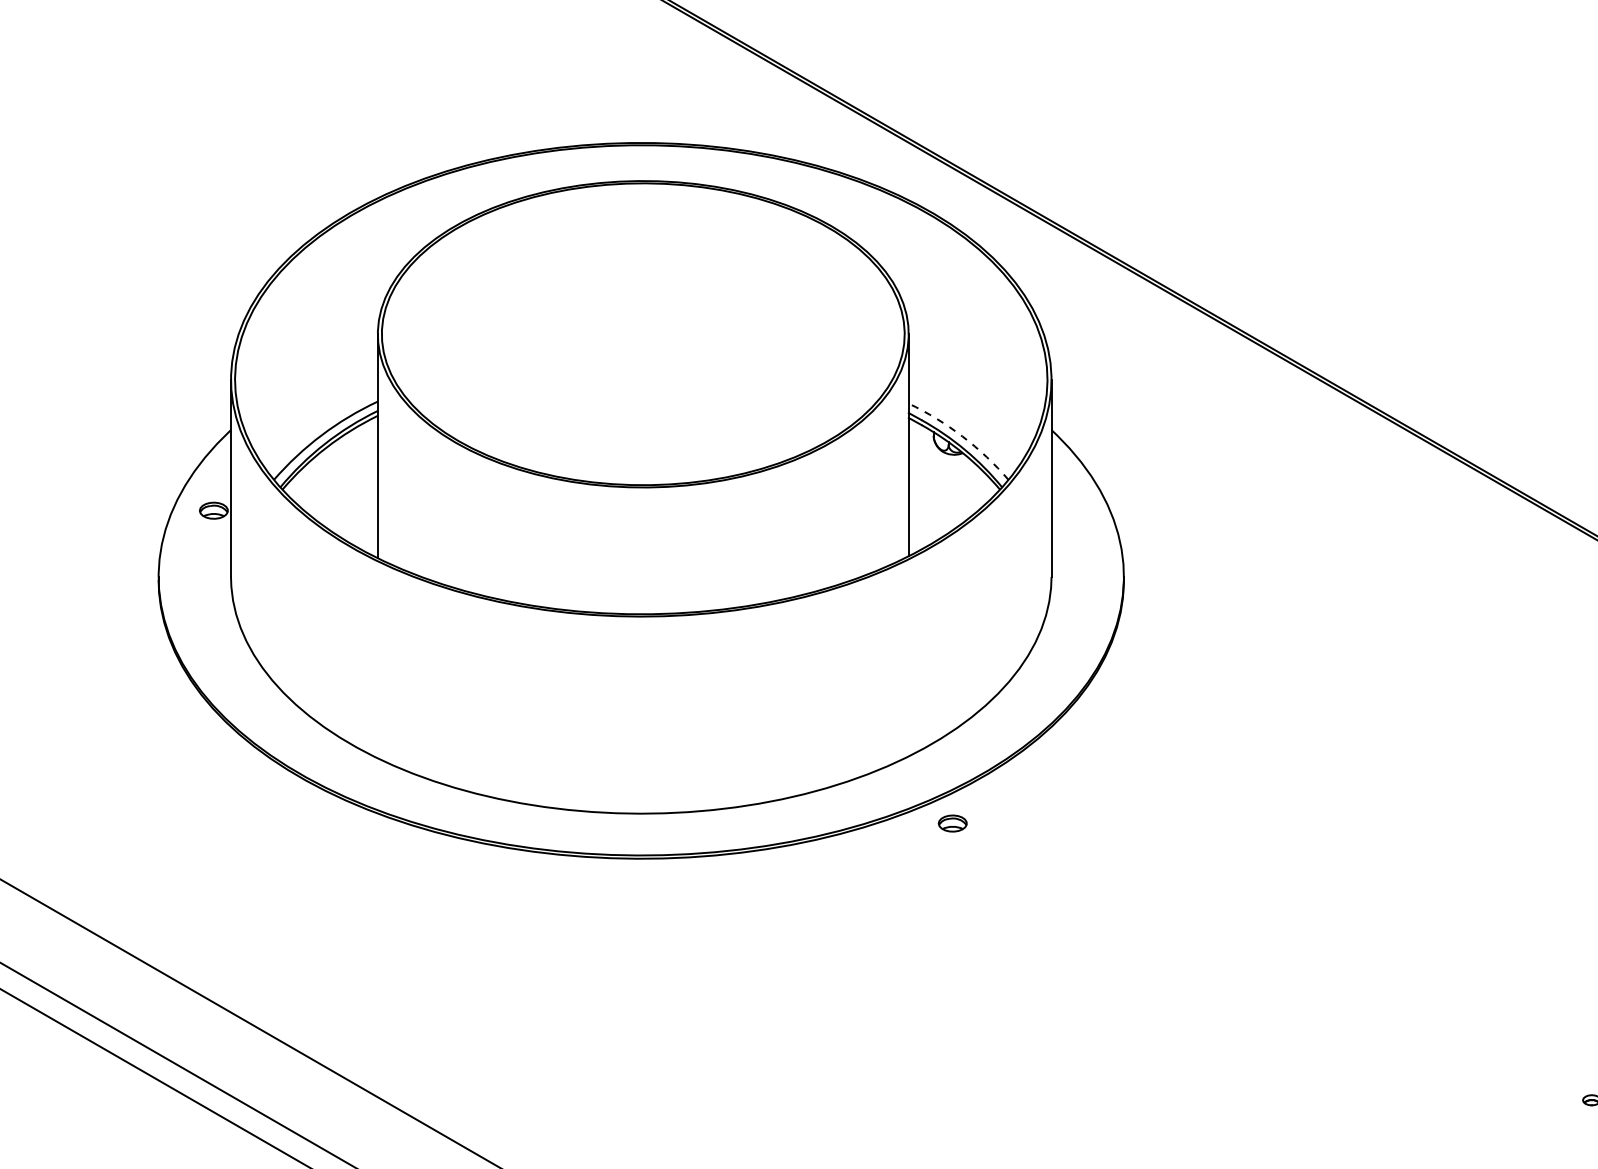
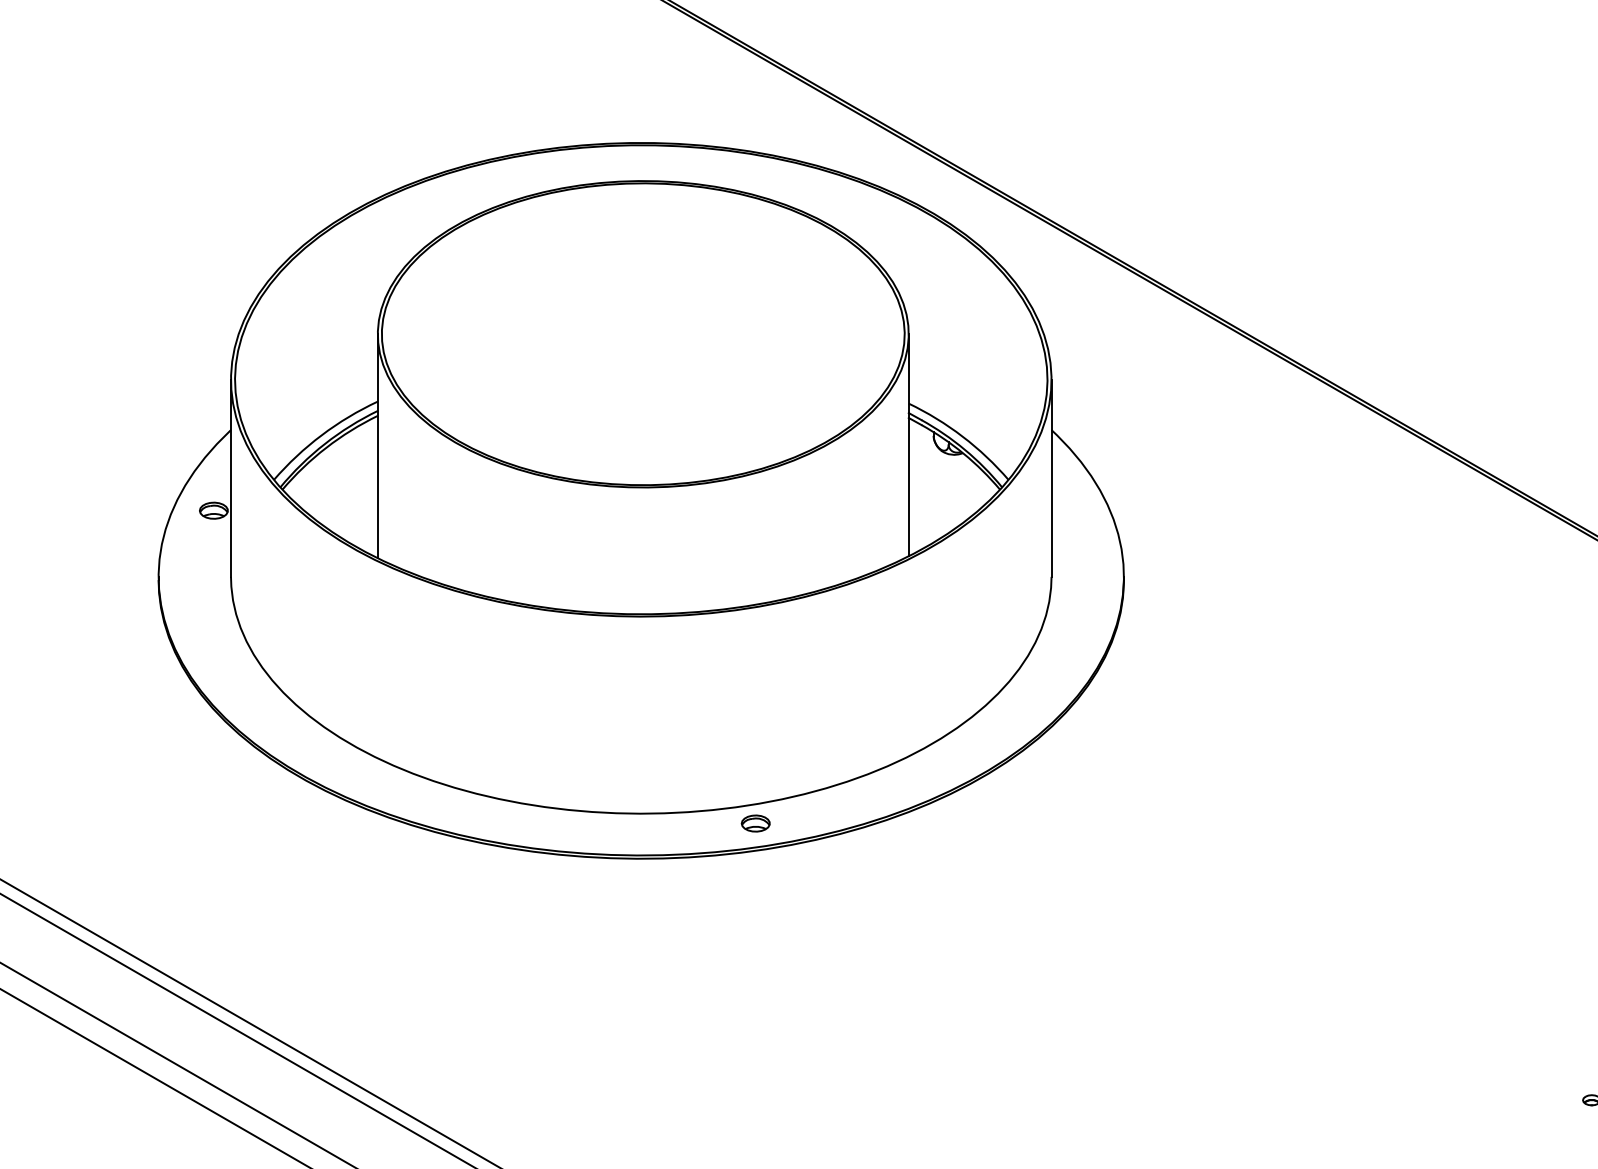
arc: dashed -> solid (962, 436)
part position: (952, 823) -> (755, 823) (755, 823)
line: none -> present (236, 1029)
